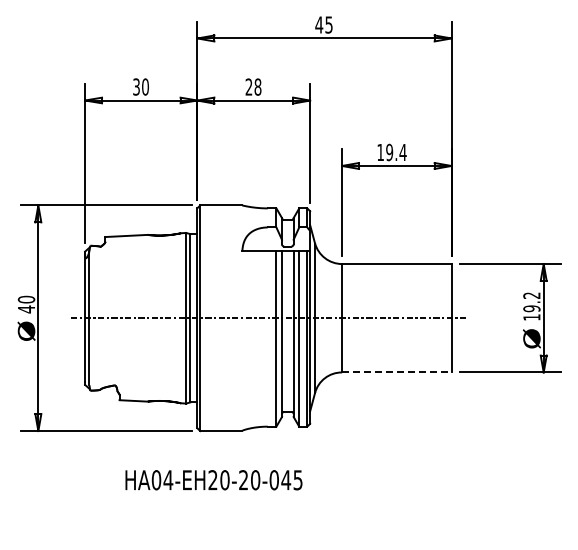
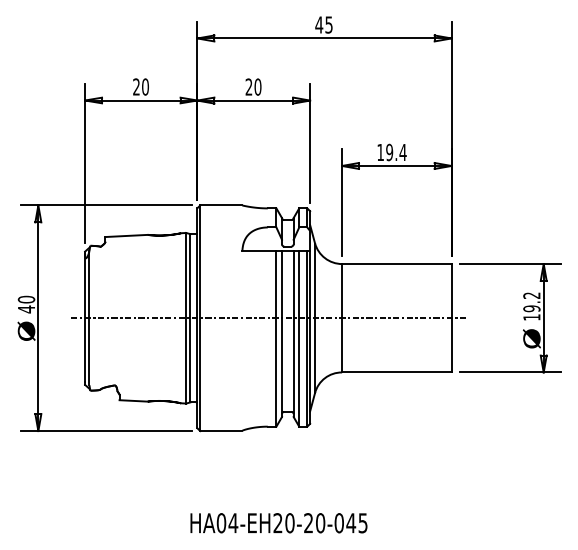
text: 30 -> 20 (136, 86)
text: 28 -> 20 (257, 86)
line: dashed -> solid (396, 372)
text position: (213, 480) -> (278, 523) (278, 523)
